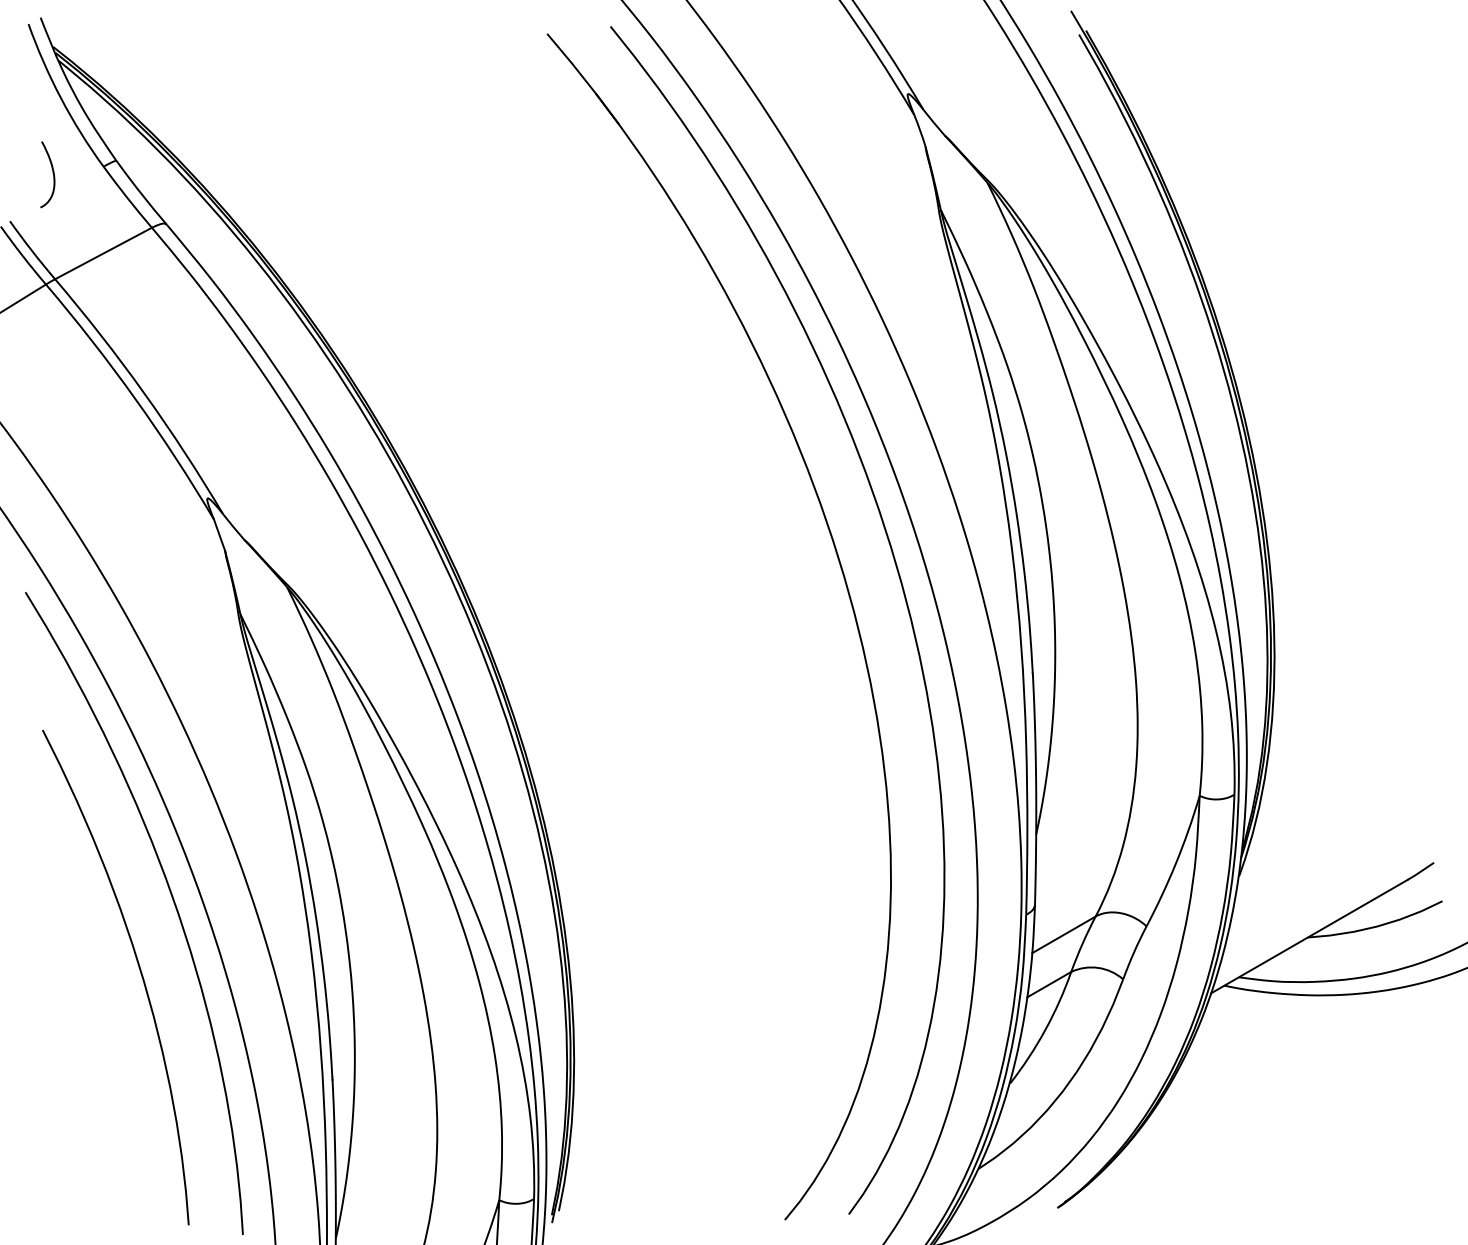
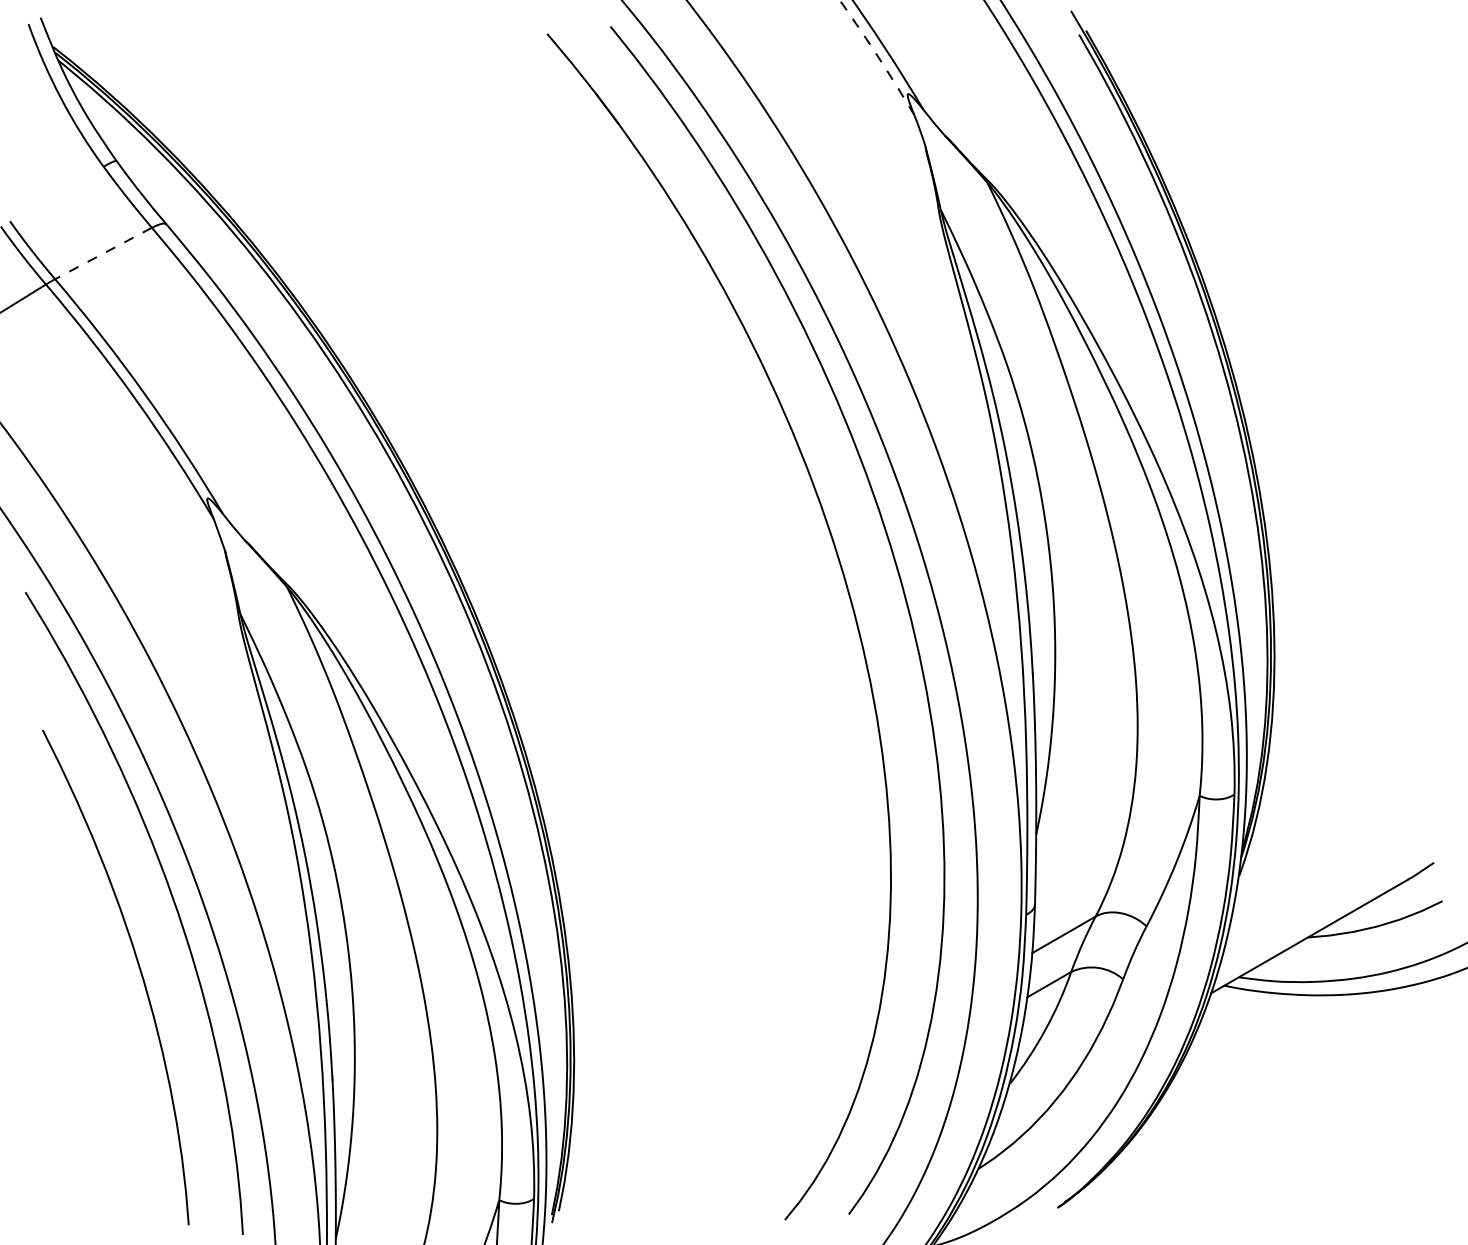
arc: solid -> dashed (877, 56)
curve: present -> none (52, 173)
line: solid -> dashed (103, 253)
